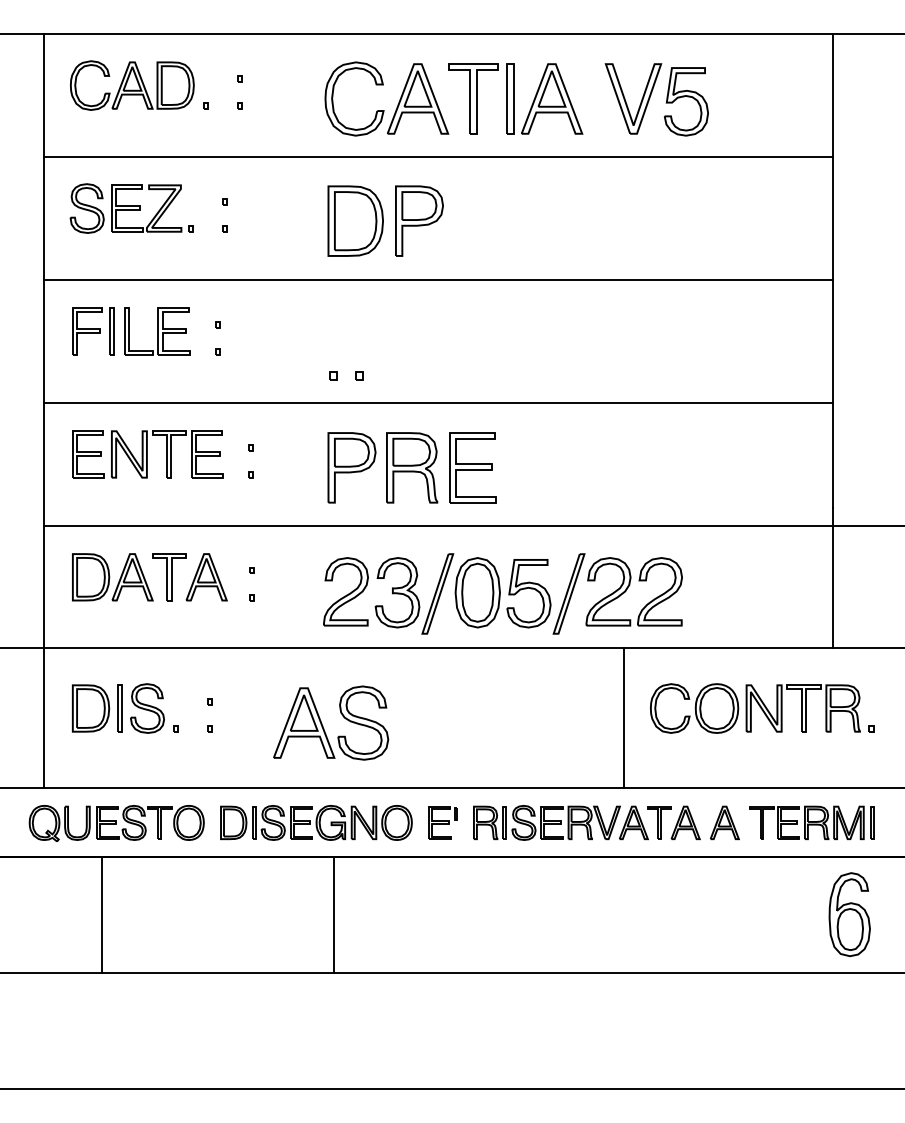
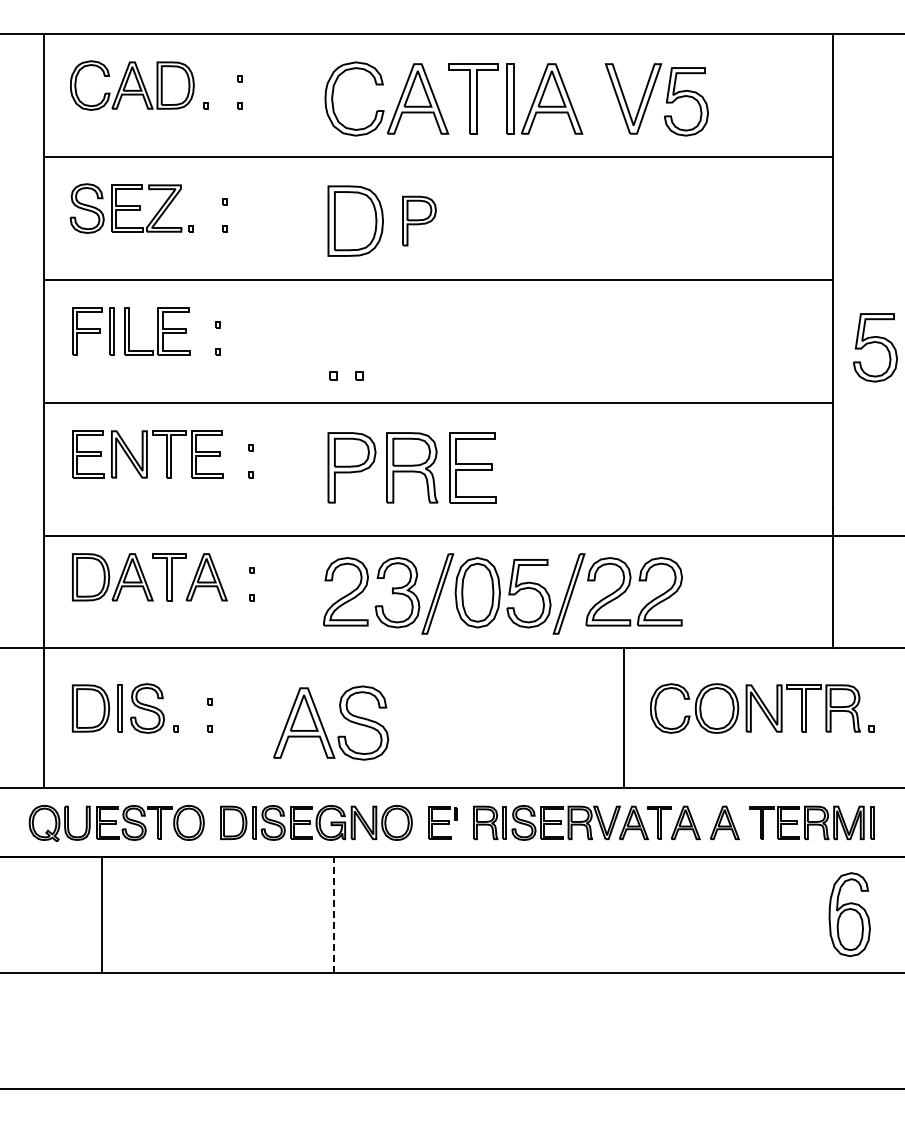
part size: 49x72 px -> 35x52 px (419, 220)
part: none -> present (875, 347)
line position: (472, 525) -> (472, 535) (472, 535)
line: solid -> dashed (334, 914)
